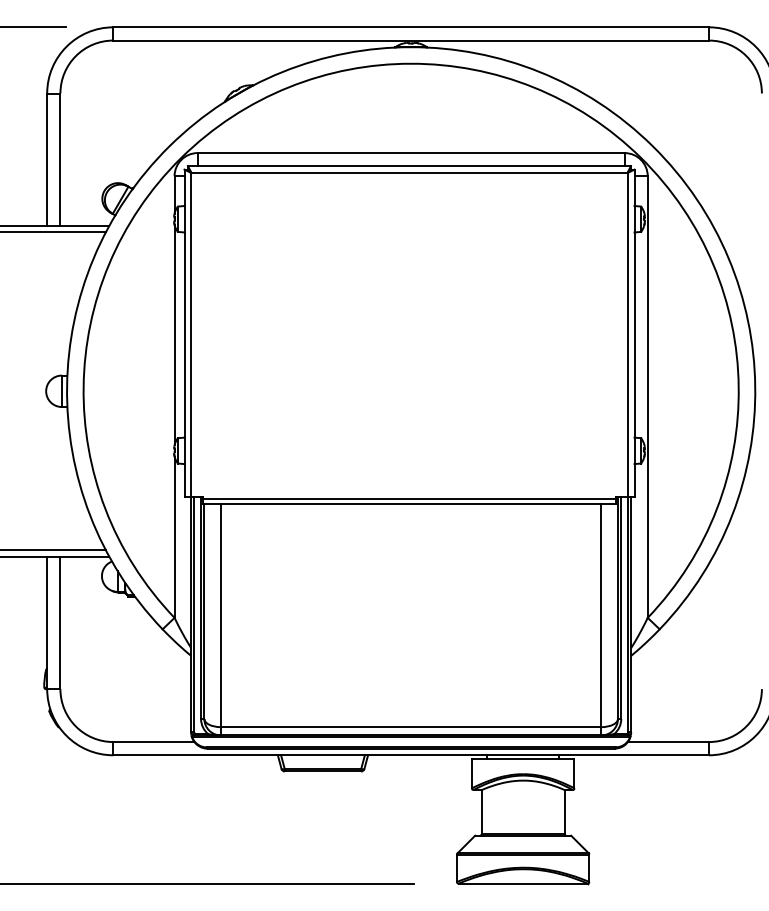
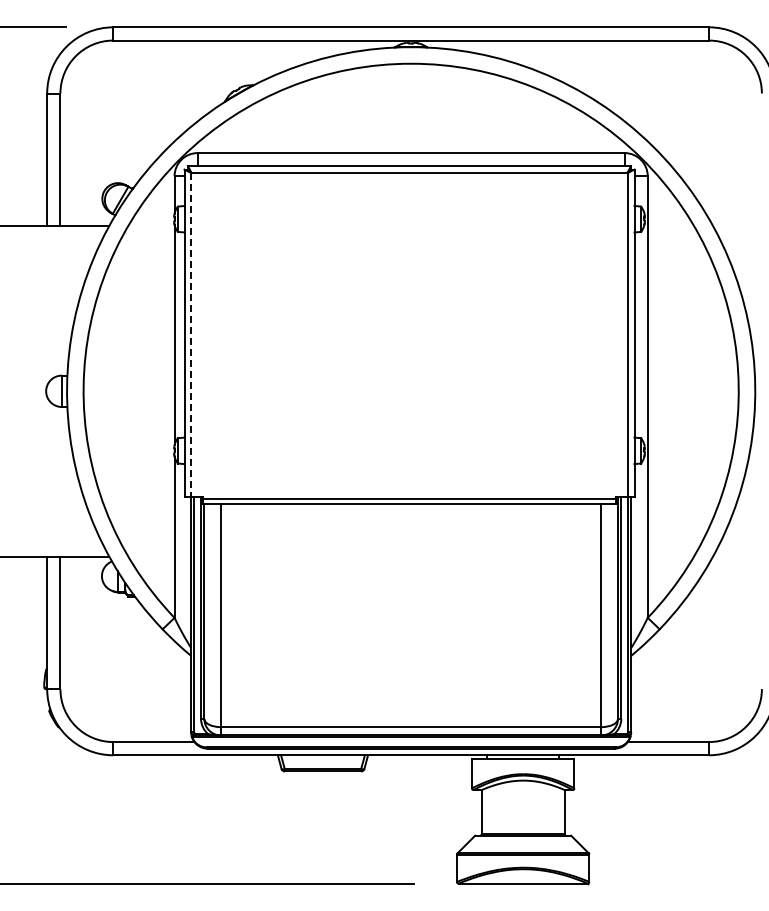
line: present -> none (53, 232)
line: solid -> dashed (191, 335)
line: present -> none (53, 550)
